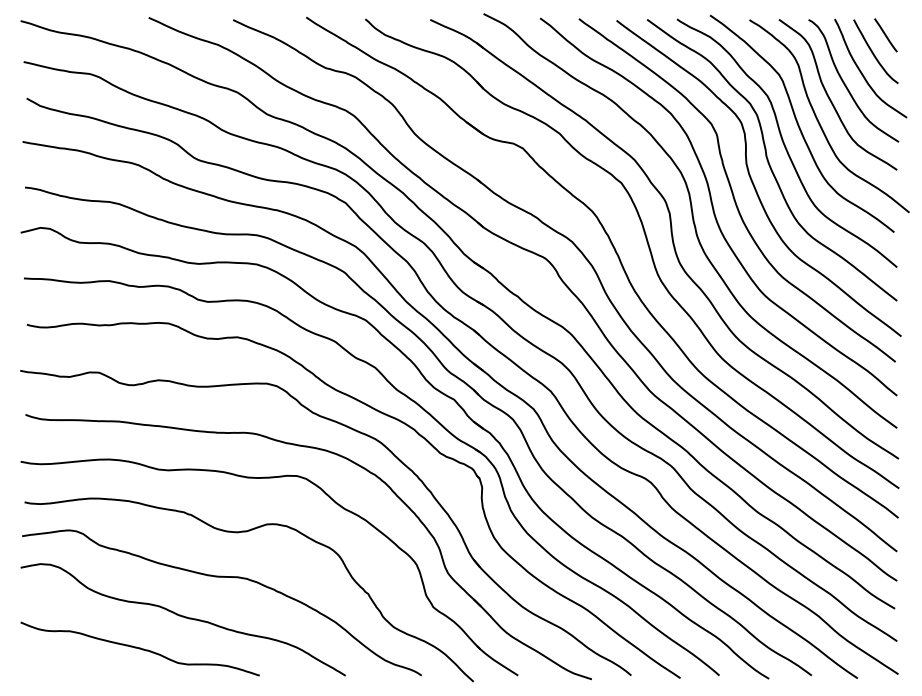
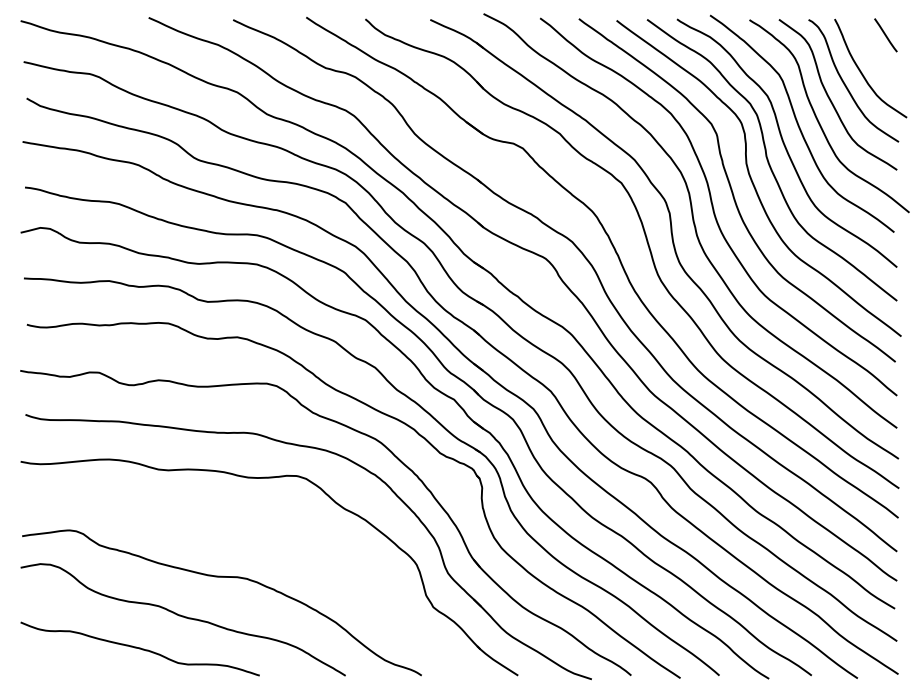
curve: present -> none (873, 52)
curve: present -> none (238, 533)
